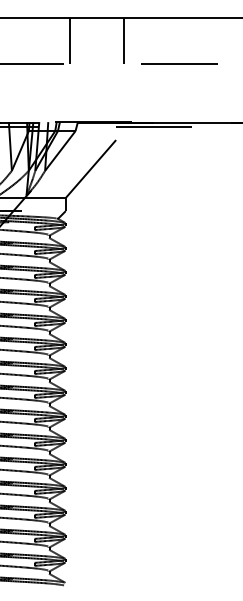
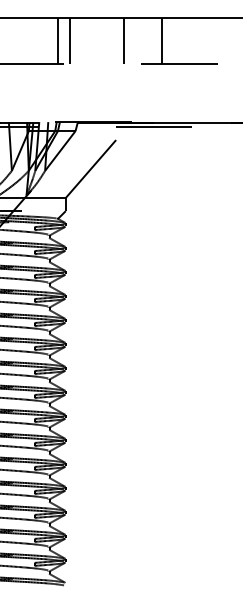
line: none -> present (58, 41)
line: none -> present (161, 41)
